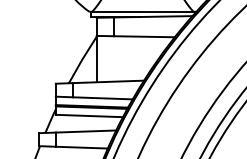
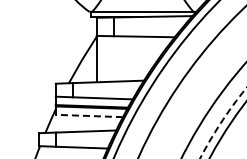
line: solid -> dashed (89, 116)
circle: solid -> dashed (223, 122)
